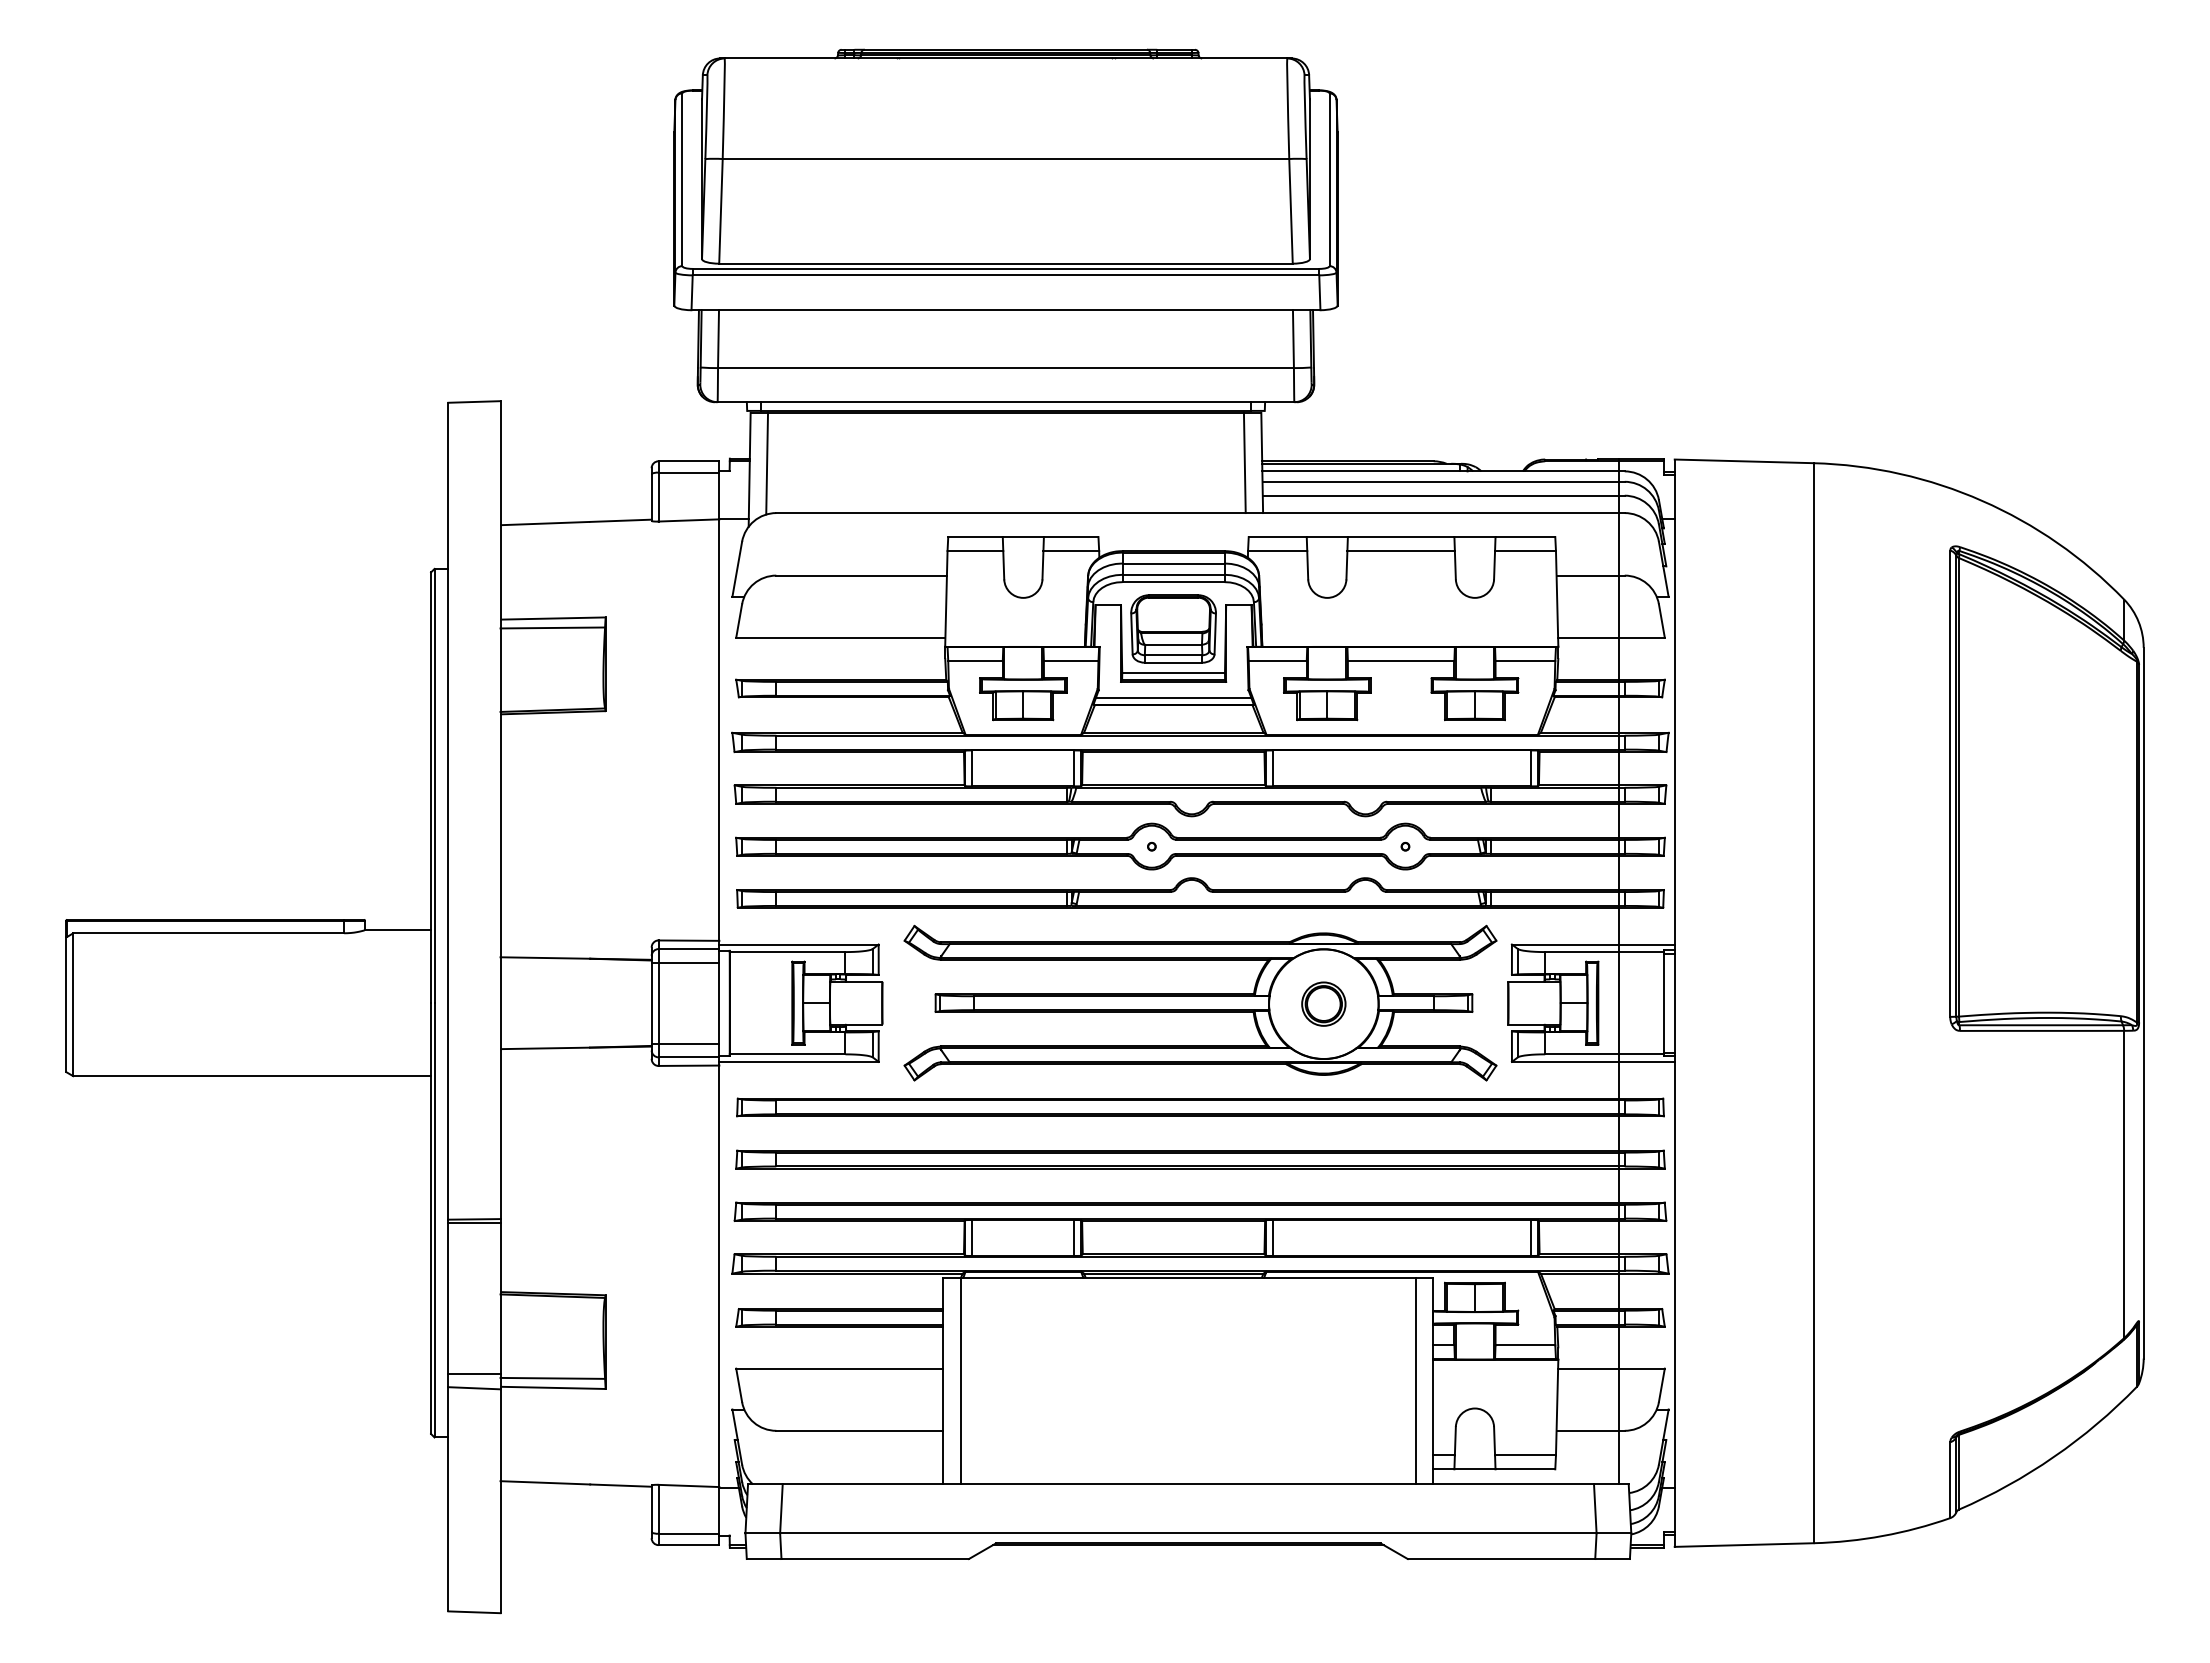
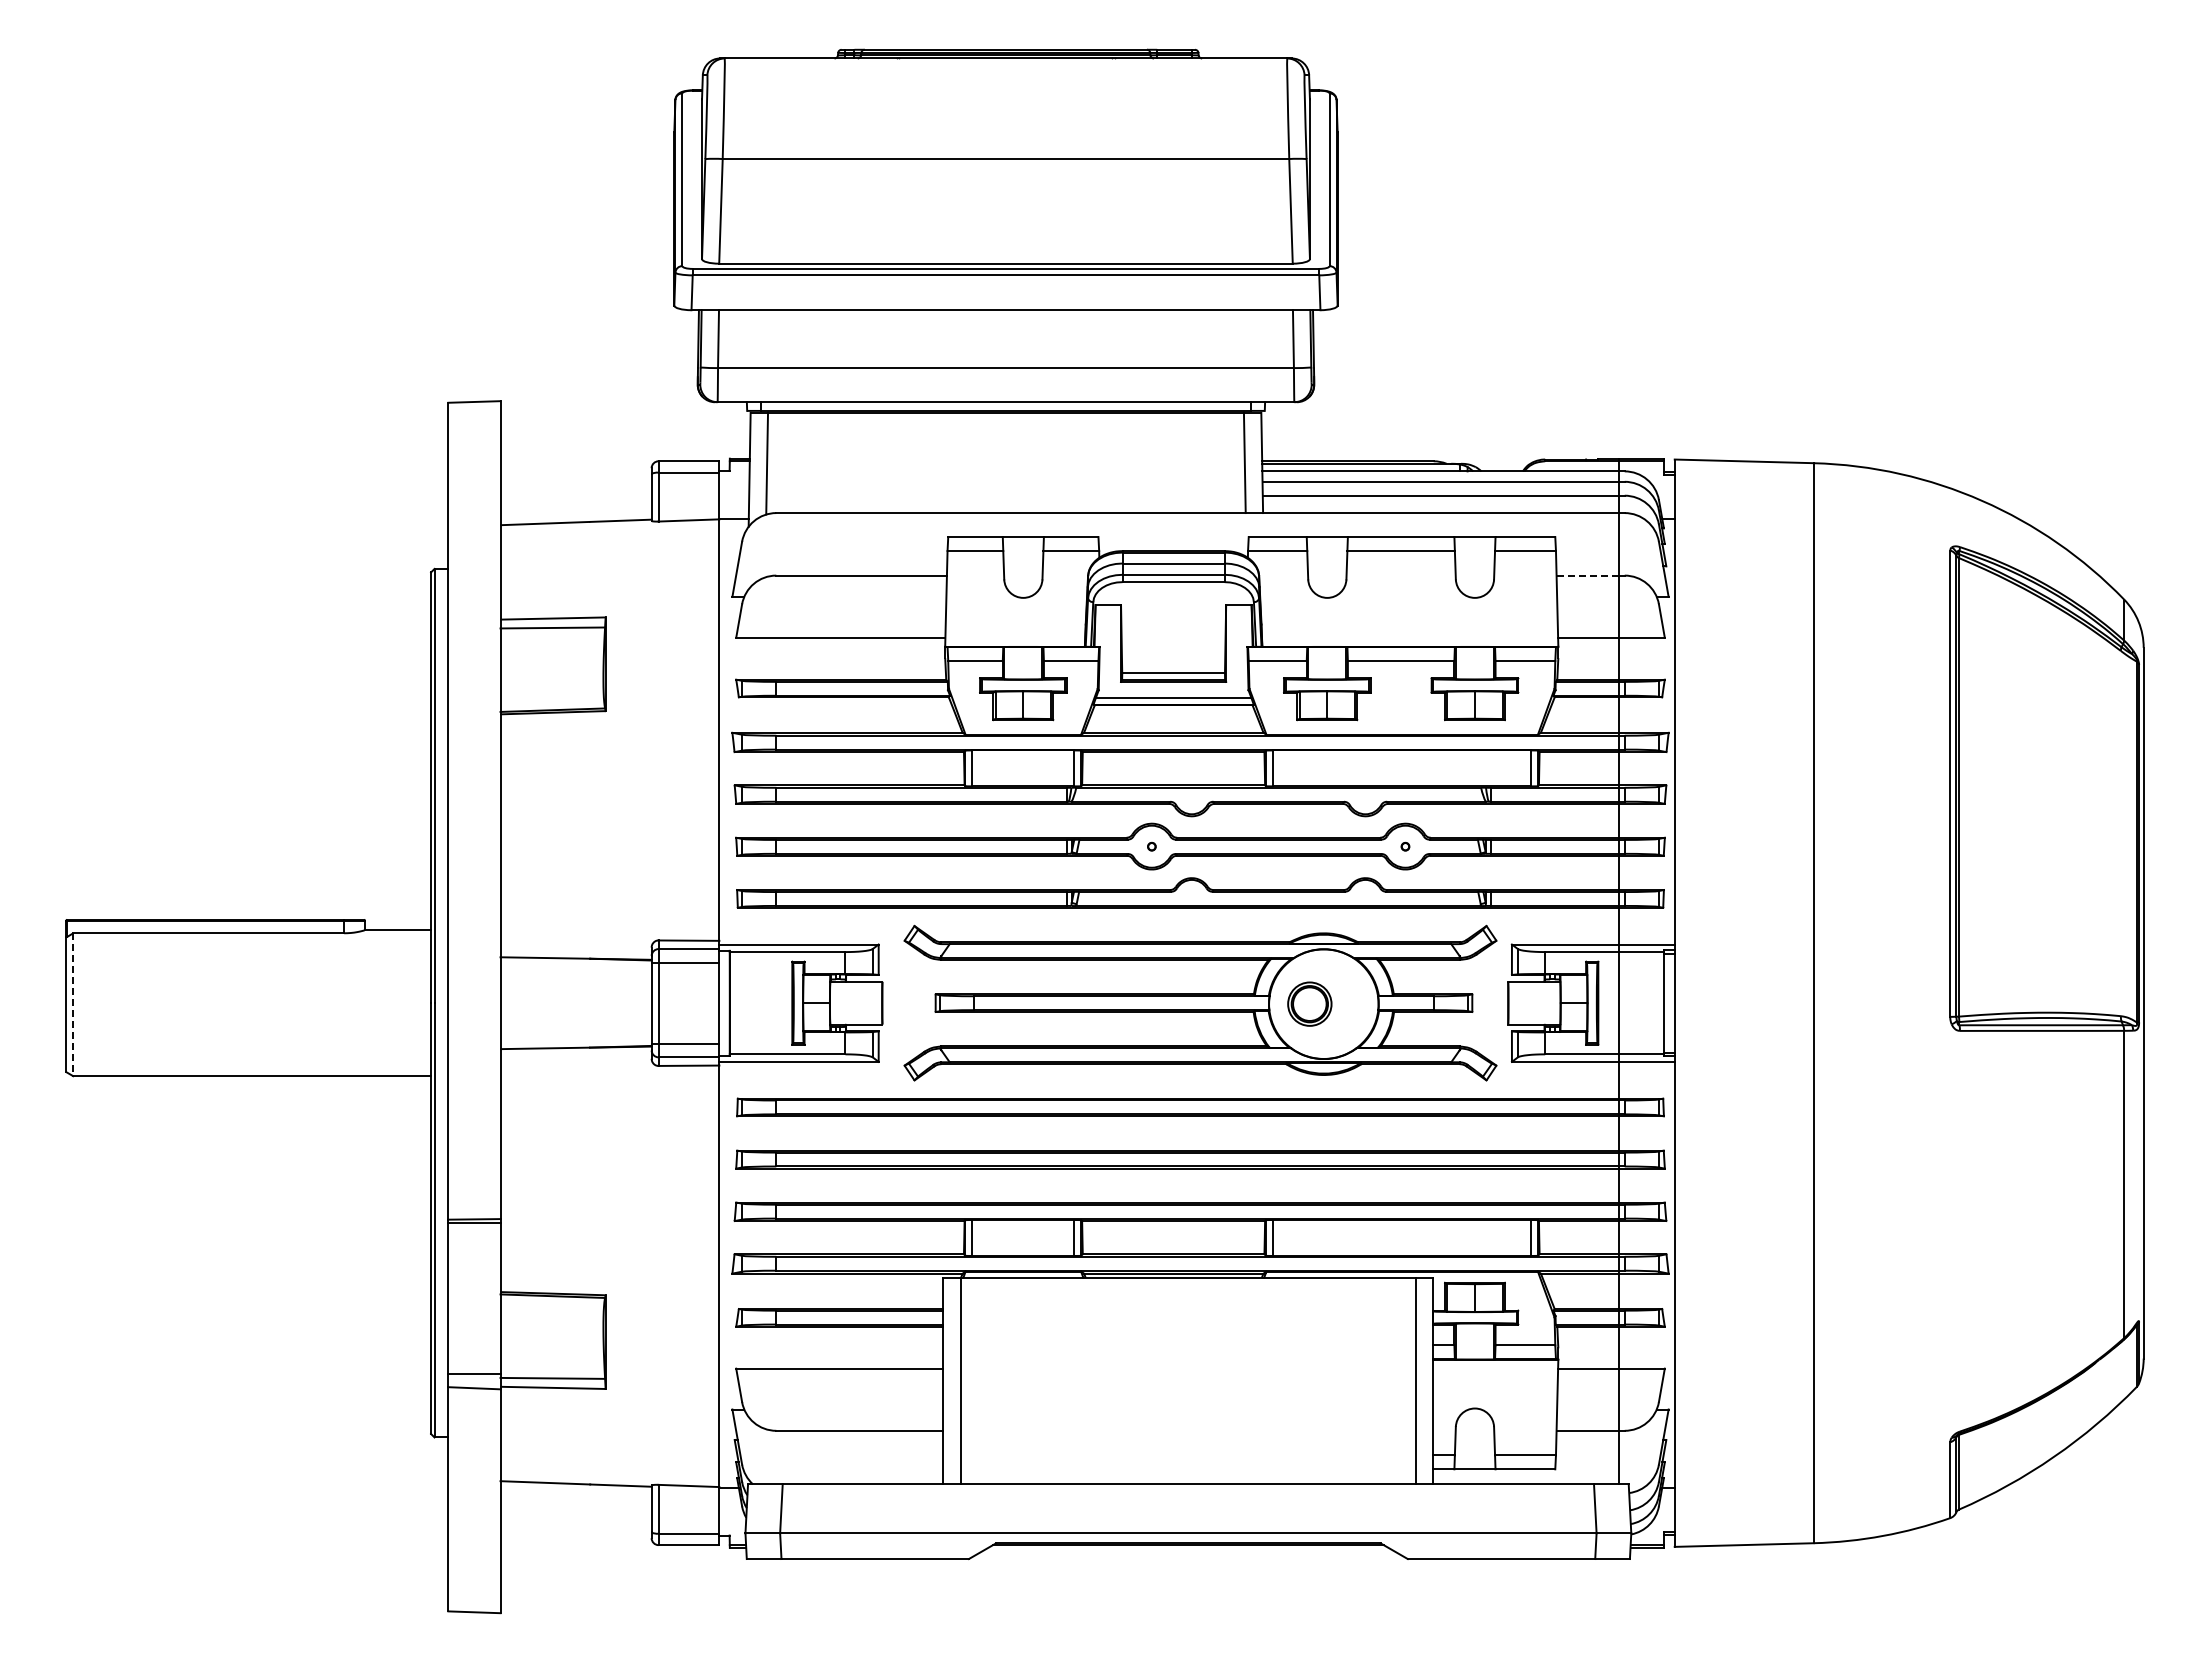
line: solid -> dashed (1587, 575)
part: present -> none (1173, 628)
part position: (1323, 1003) -> (1309, 1003) (1309, 1003)
line: solid -> dashed (73, 1005)
